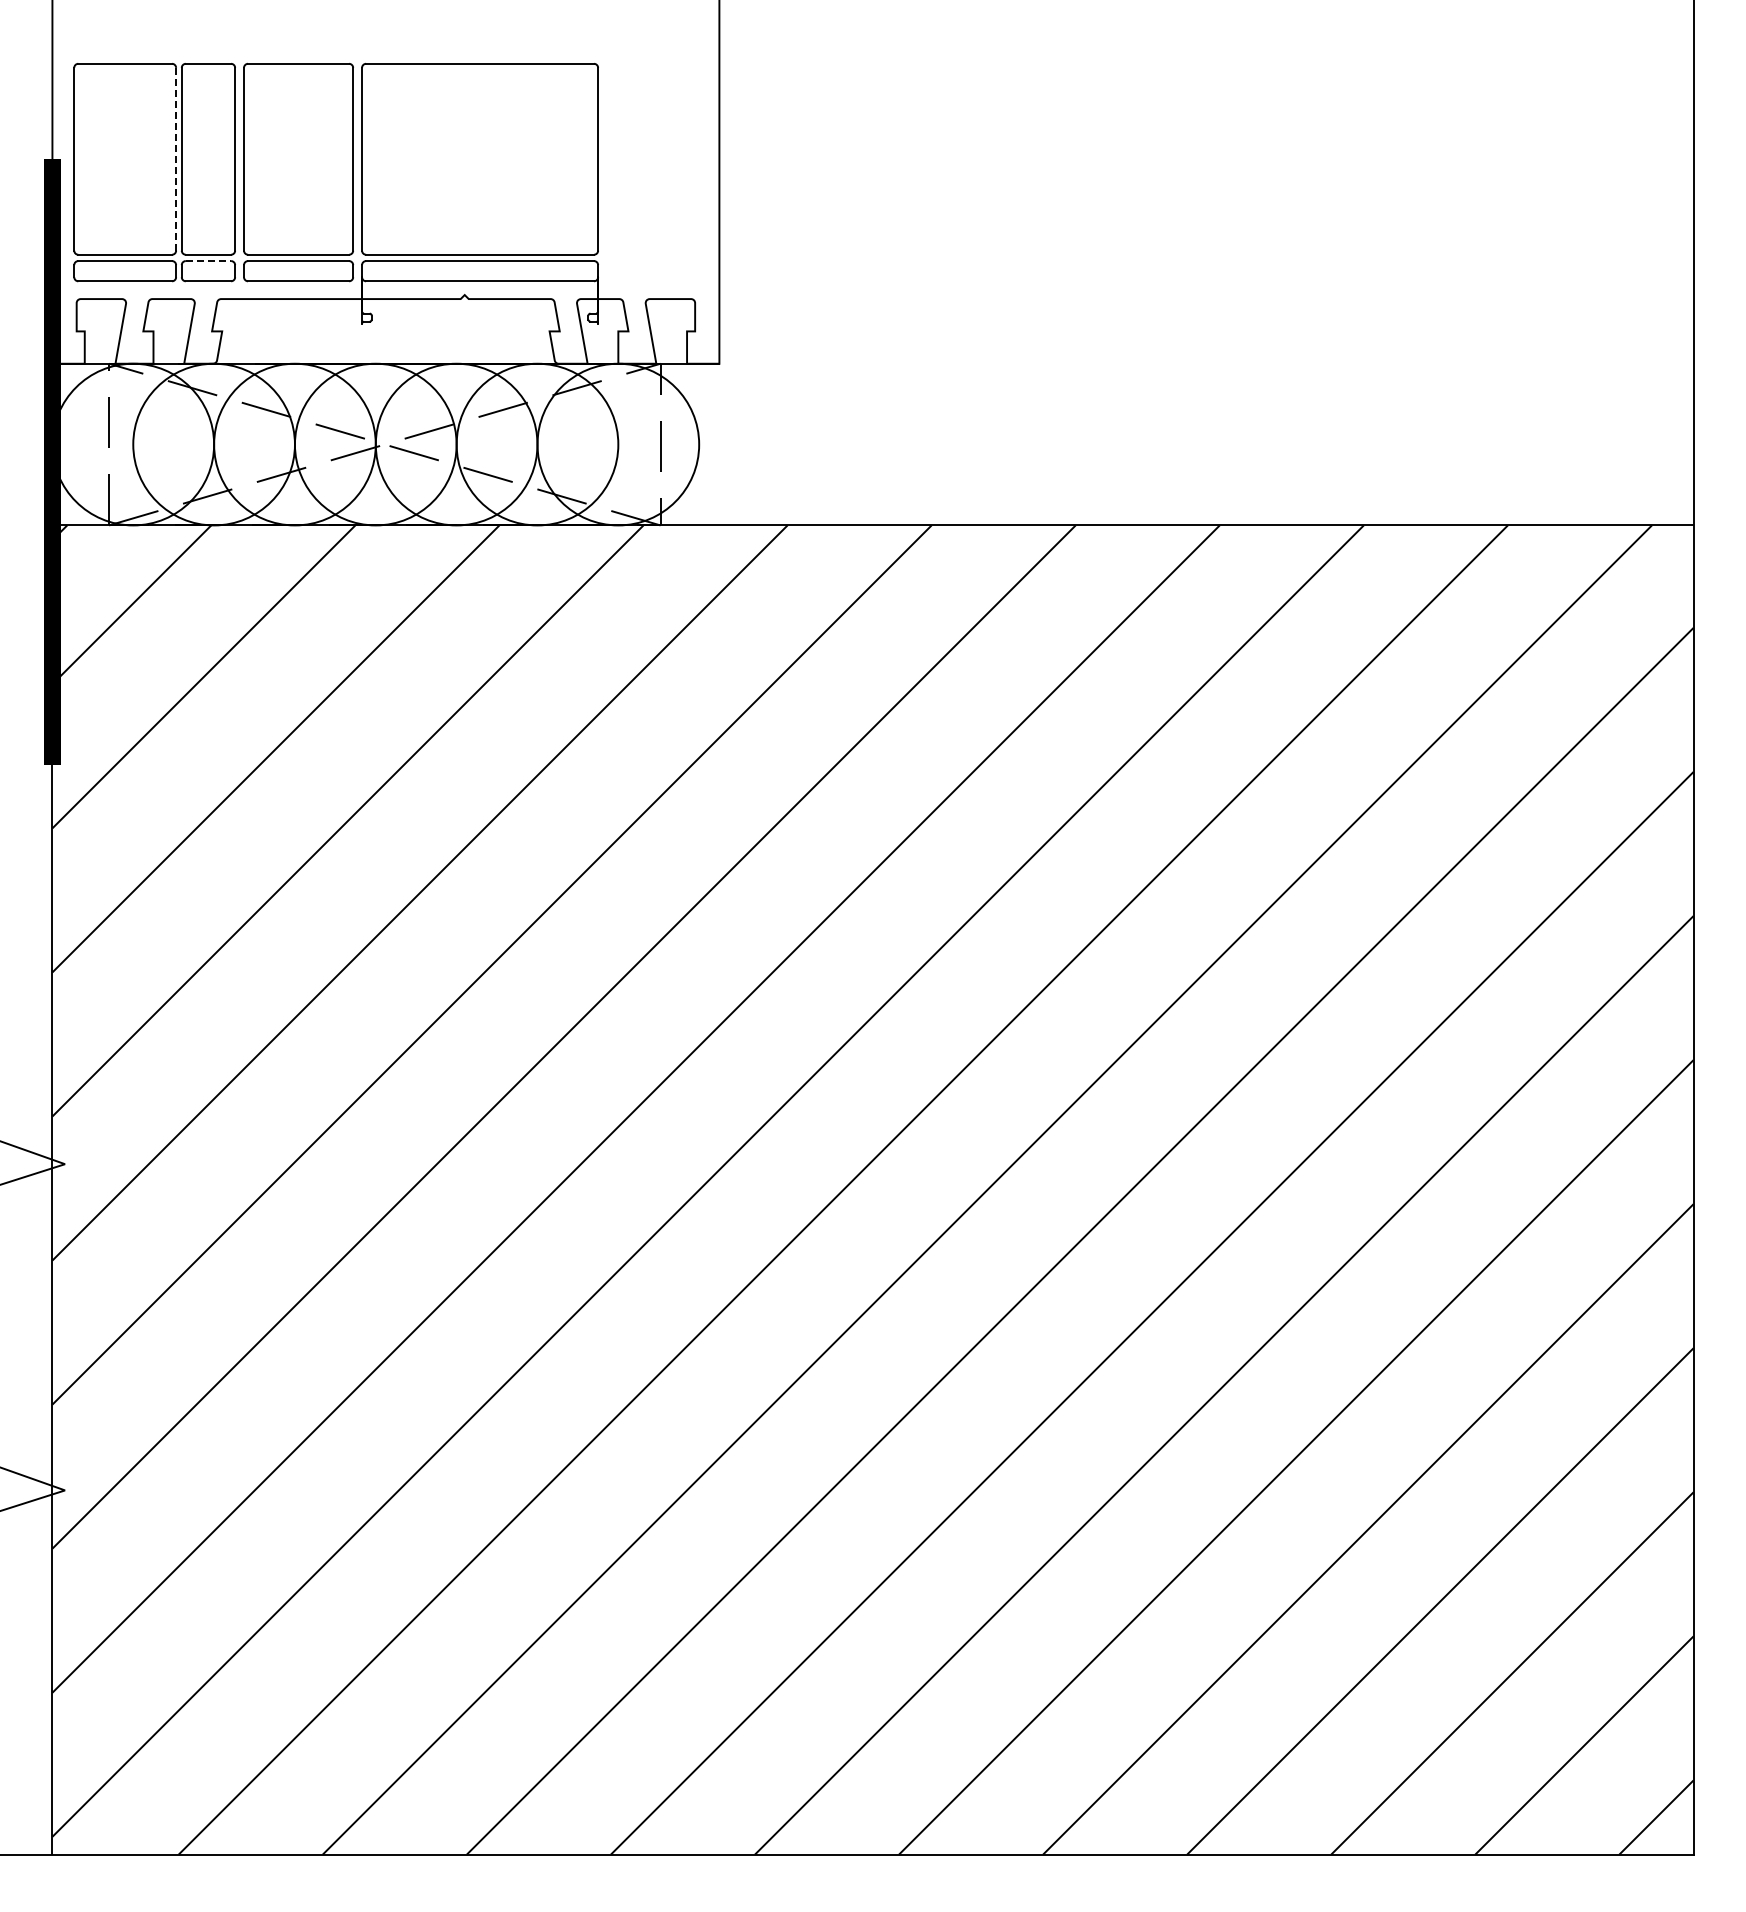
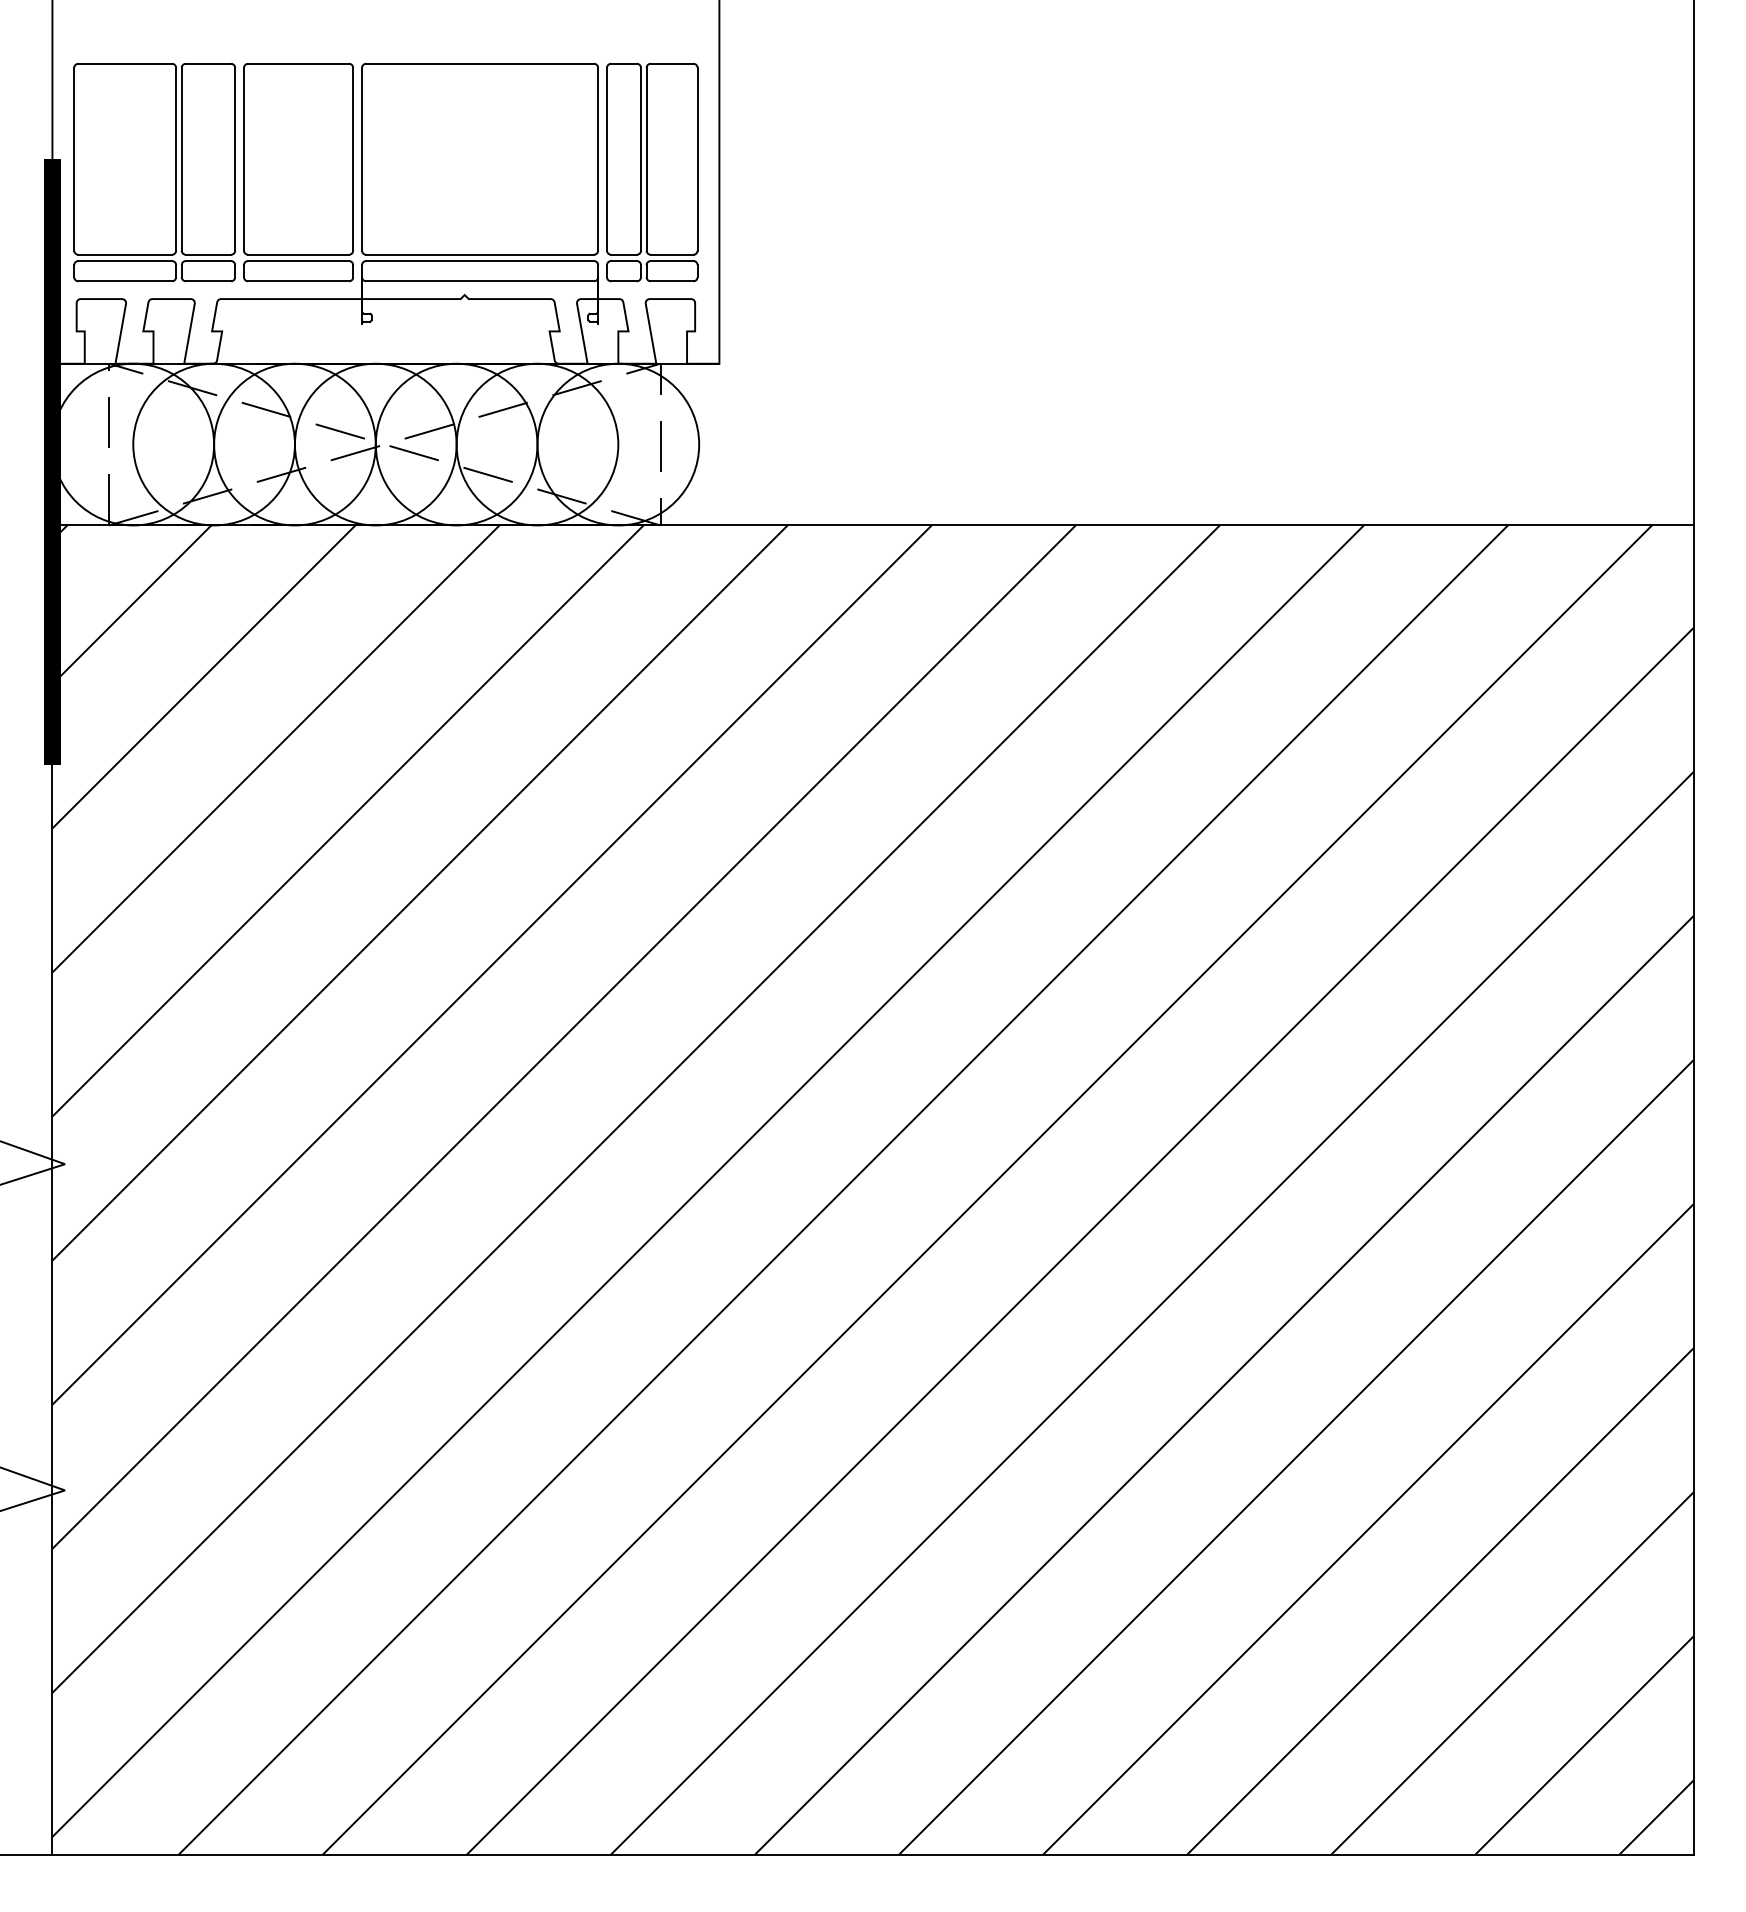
line: dashed -> solid (176, 159)
part: none -> present (652, 172)
line: dashed -> solid (208, 261)
